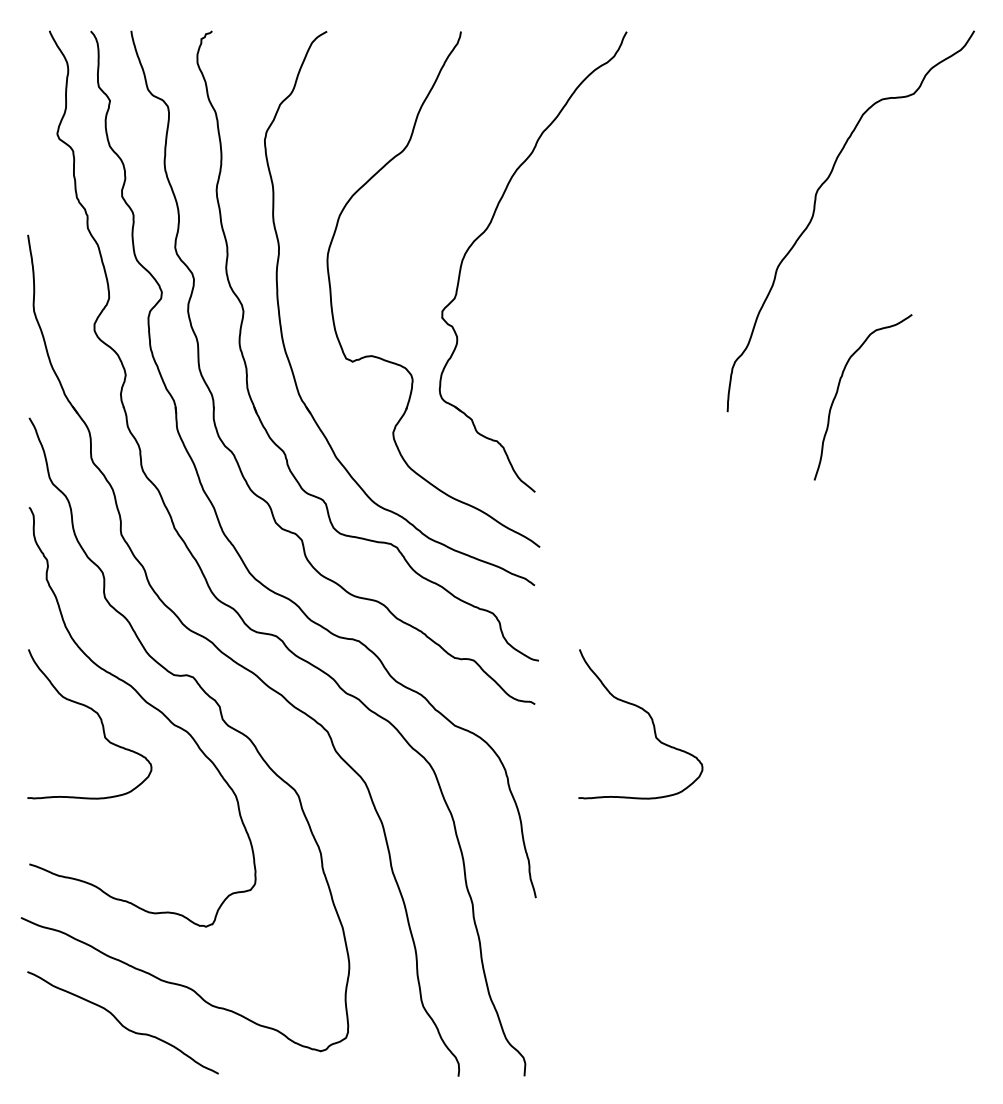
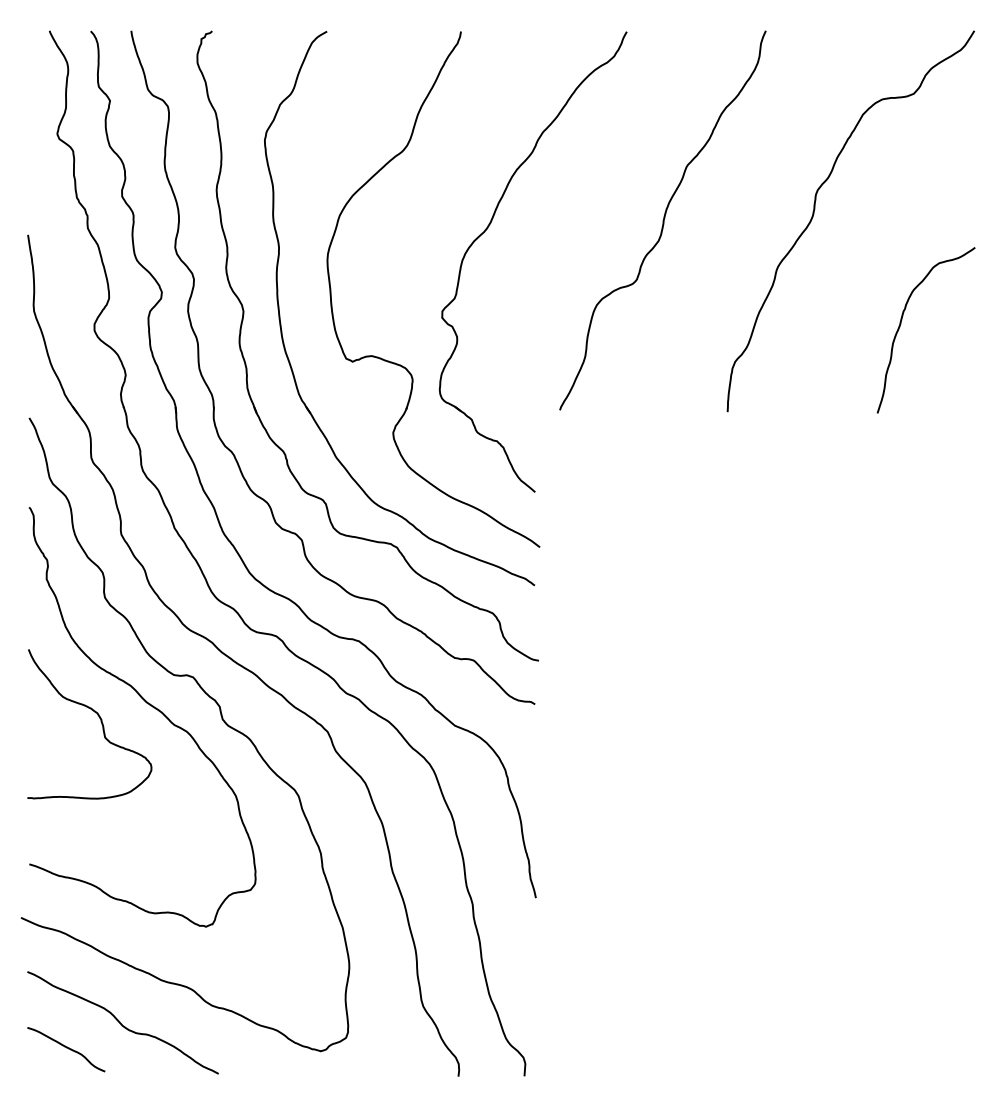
curve: none -> present (662, 220)
curve position: (838, 391) -> (901, 324) (901, 324)
curve: present -> none (649, 717)
curve: none -> present (66, 1048)
